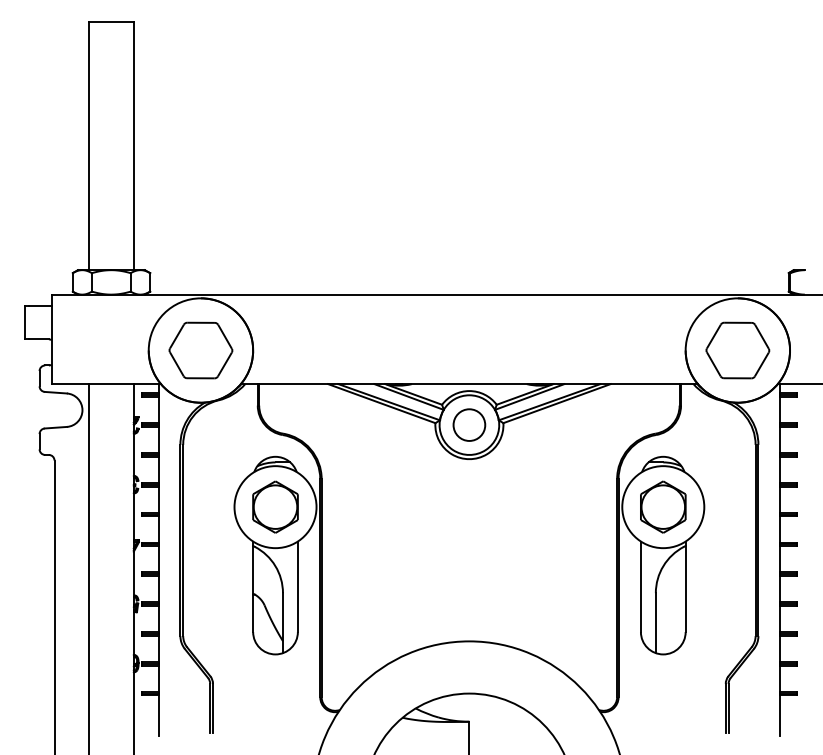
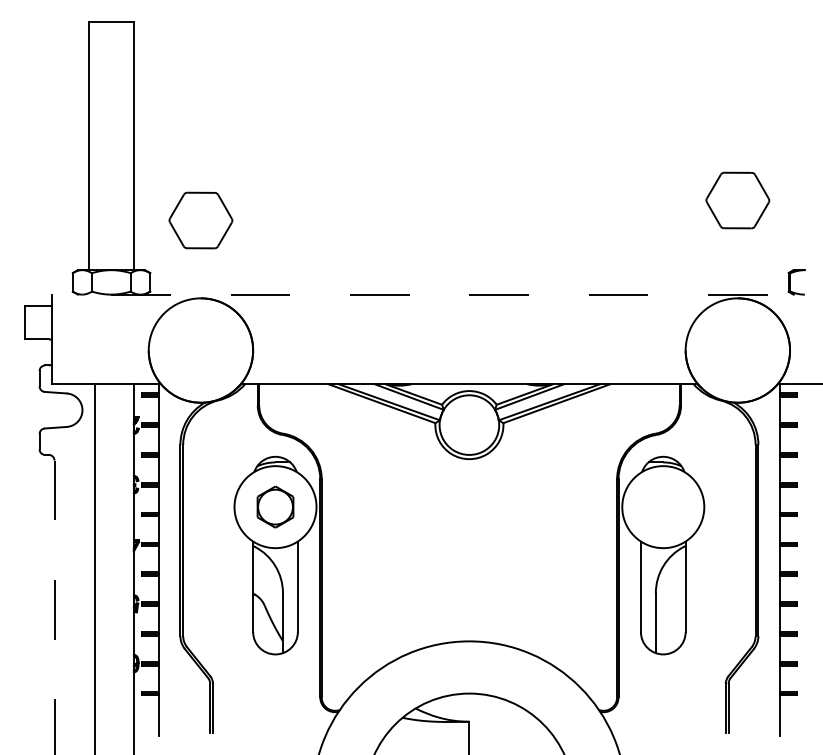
line: solid -> dashed (436, 294)
part position: (200, 350) -> (200, 220) (200, 220)
part position: (737, 350) -> (737, 200) (737, 200)
circle: present -> none (469, 424)
part size: 47x54 px -> 39x44 px (275, 506)
part: present -> none (663, 506)
line position: (89, 567) -> (95, 567) (95, 567)
line: solid -> dashed (54, 607)
